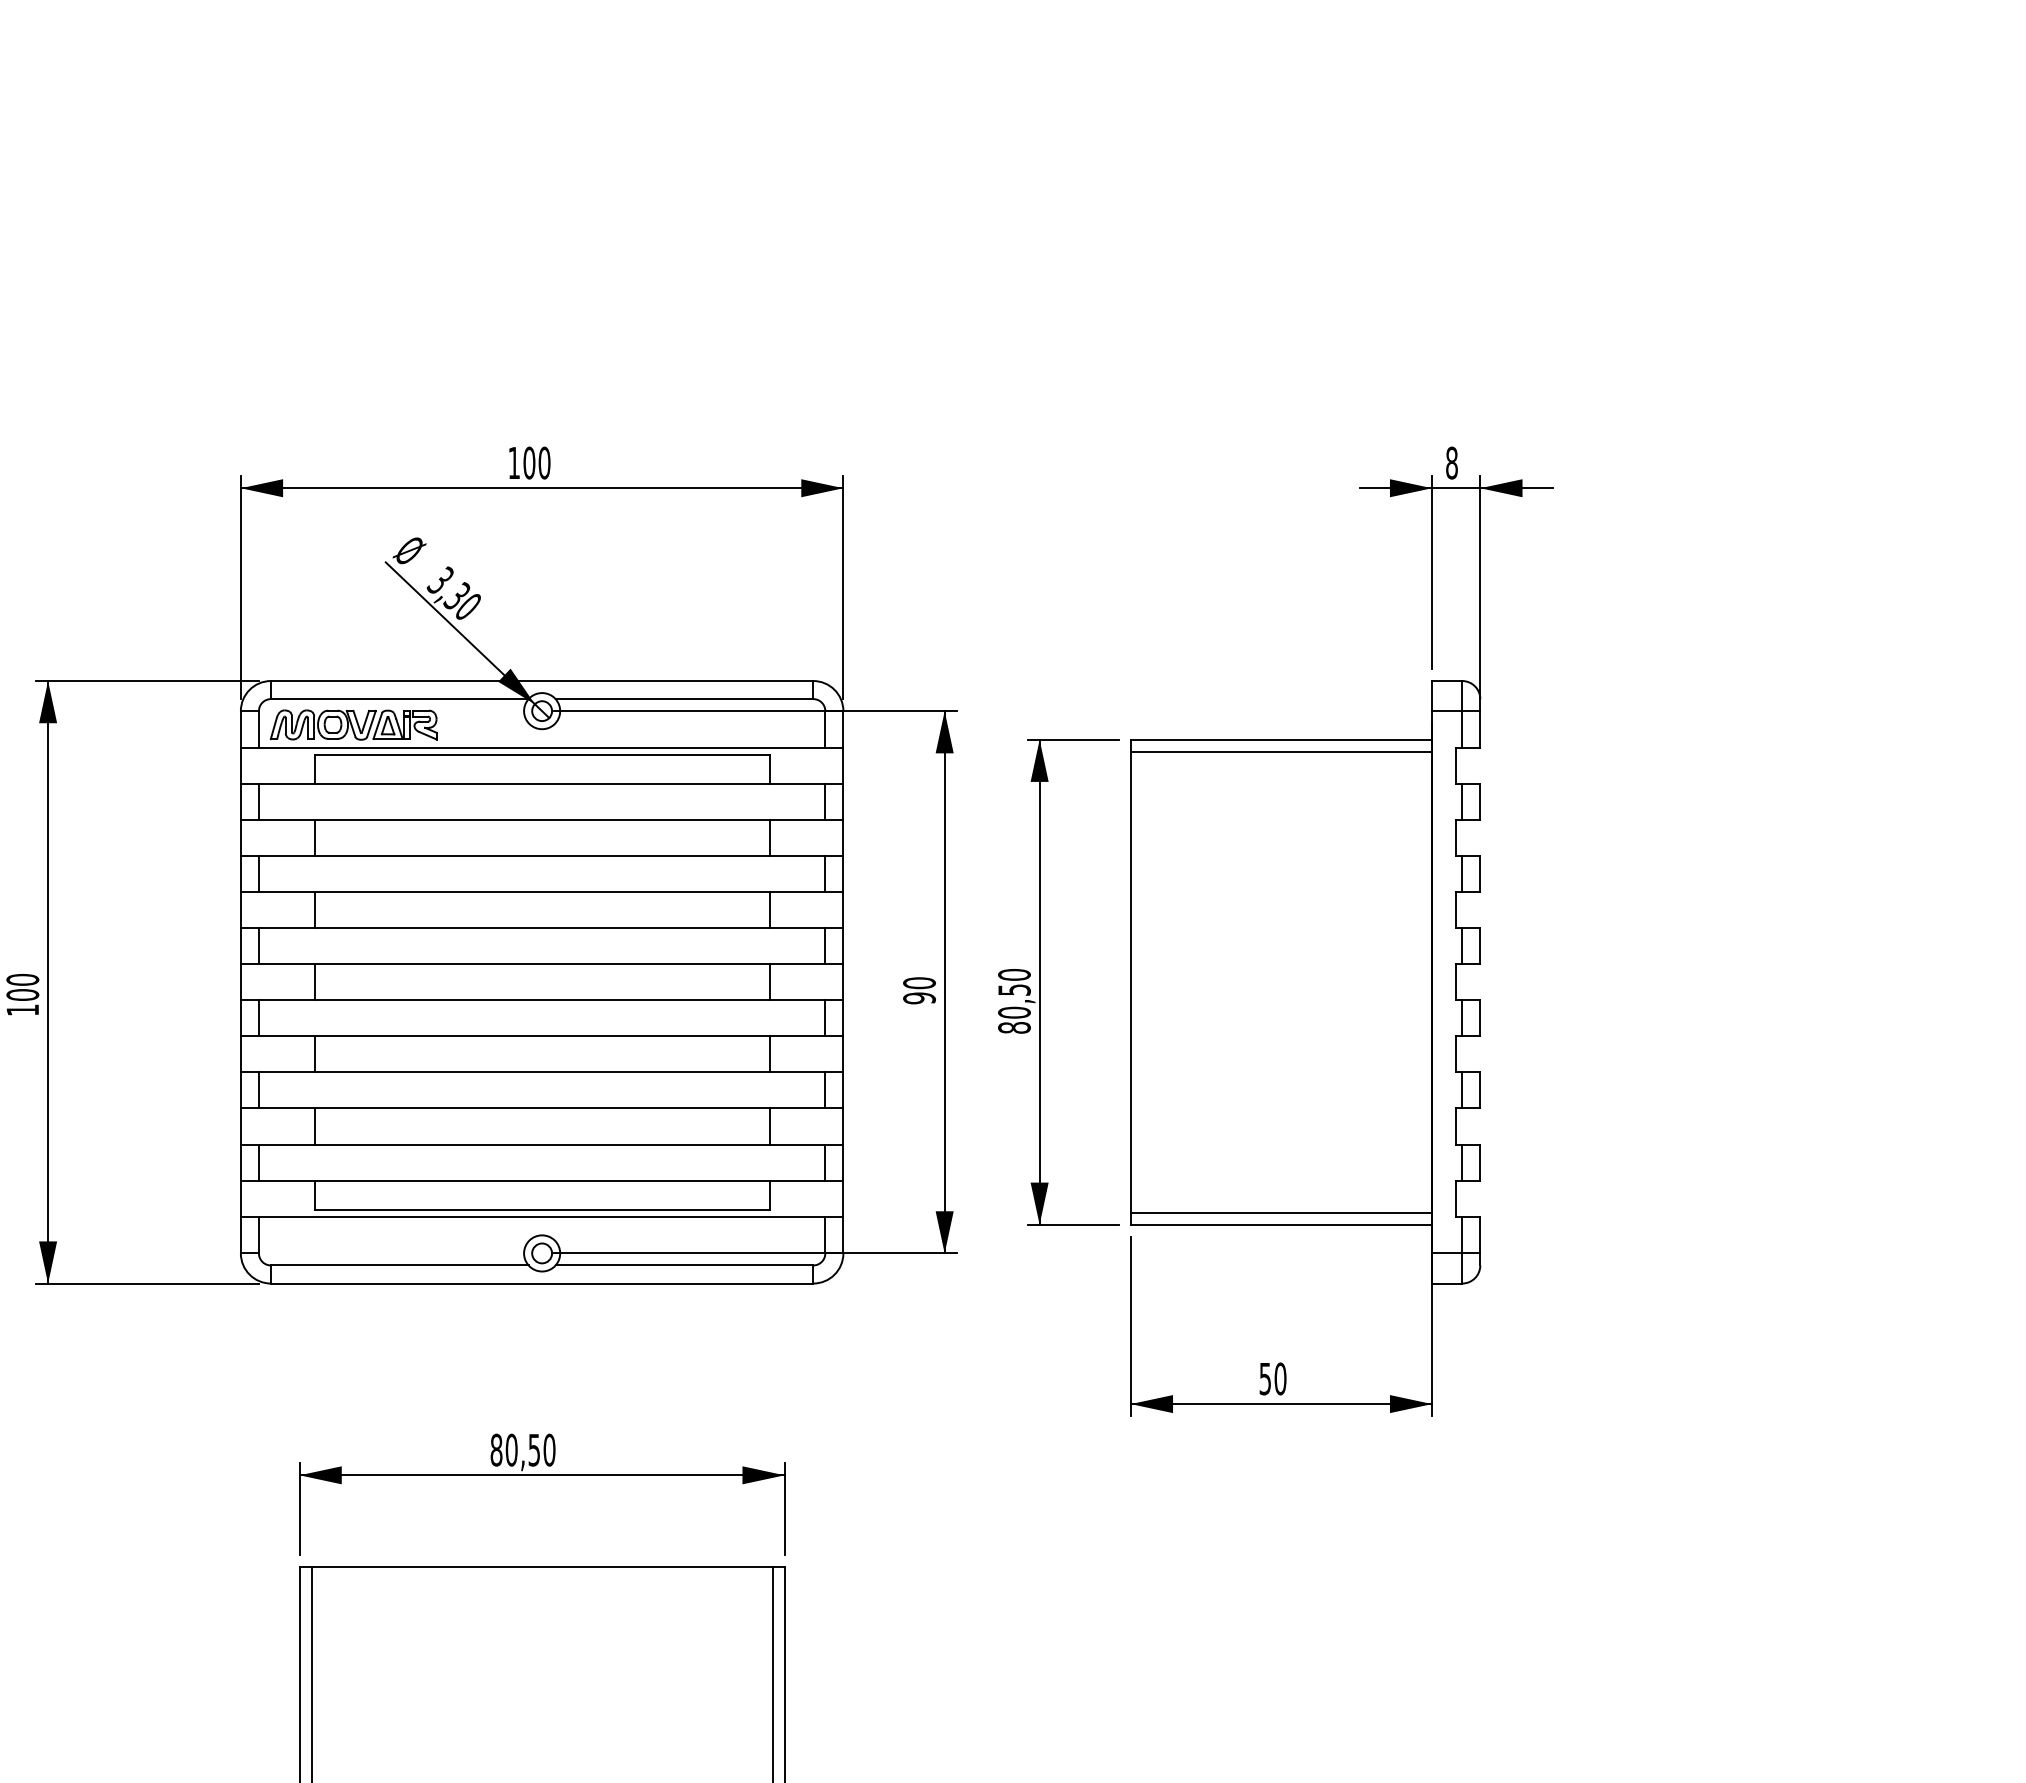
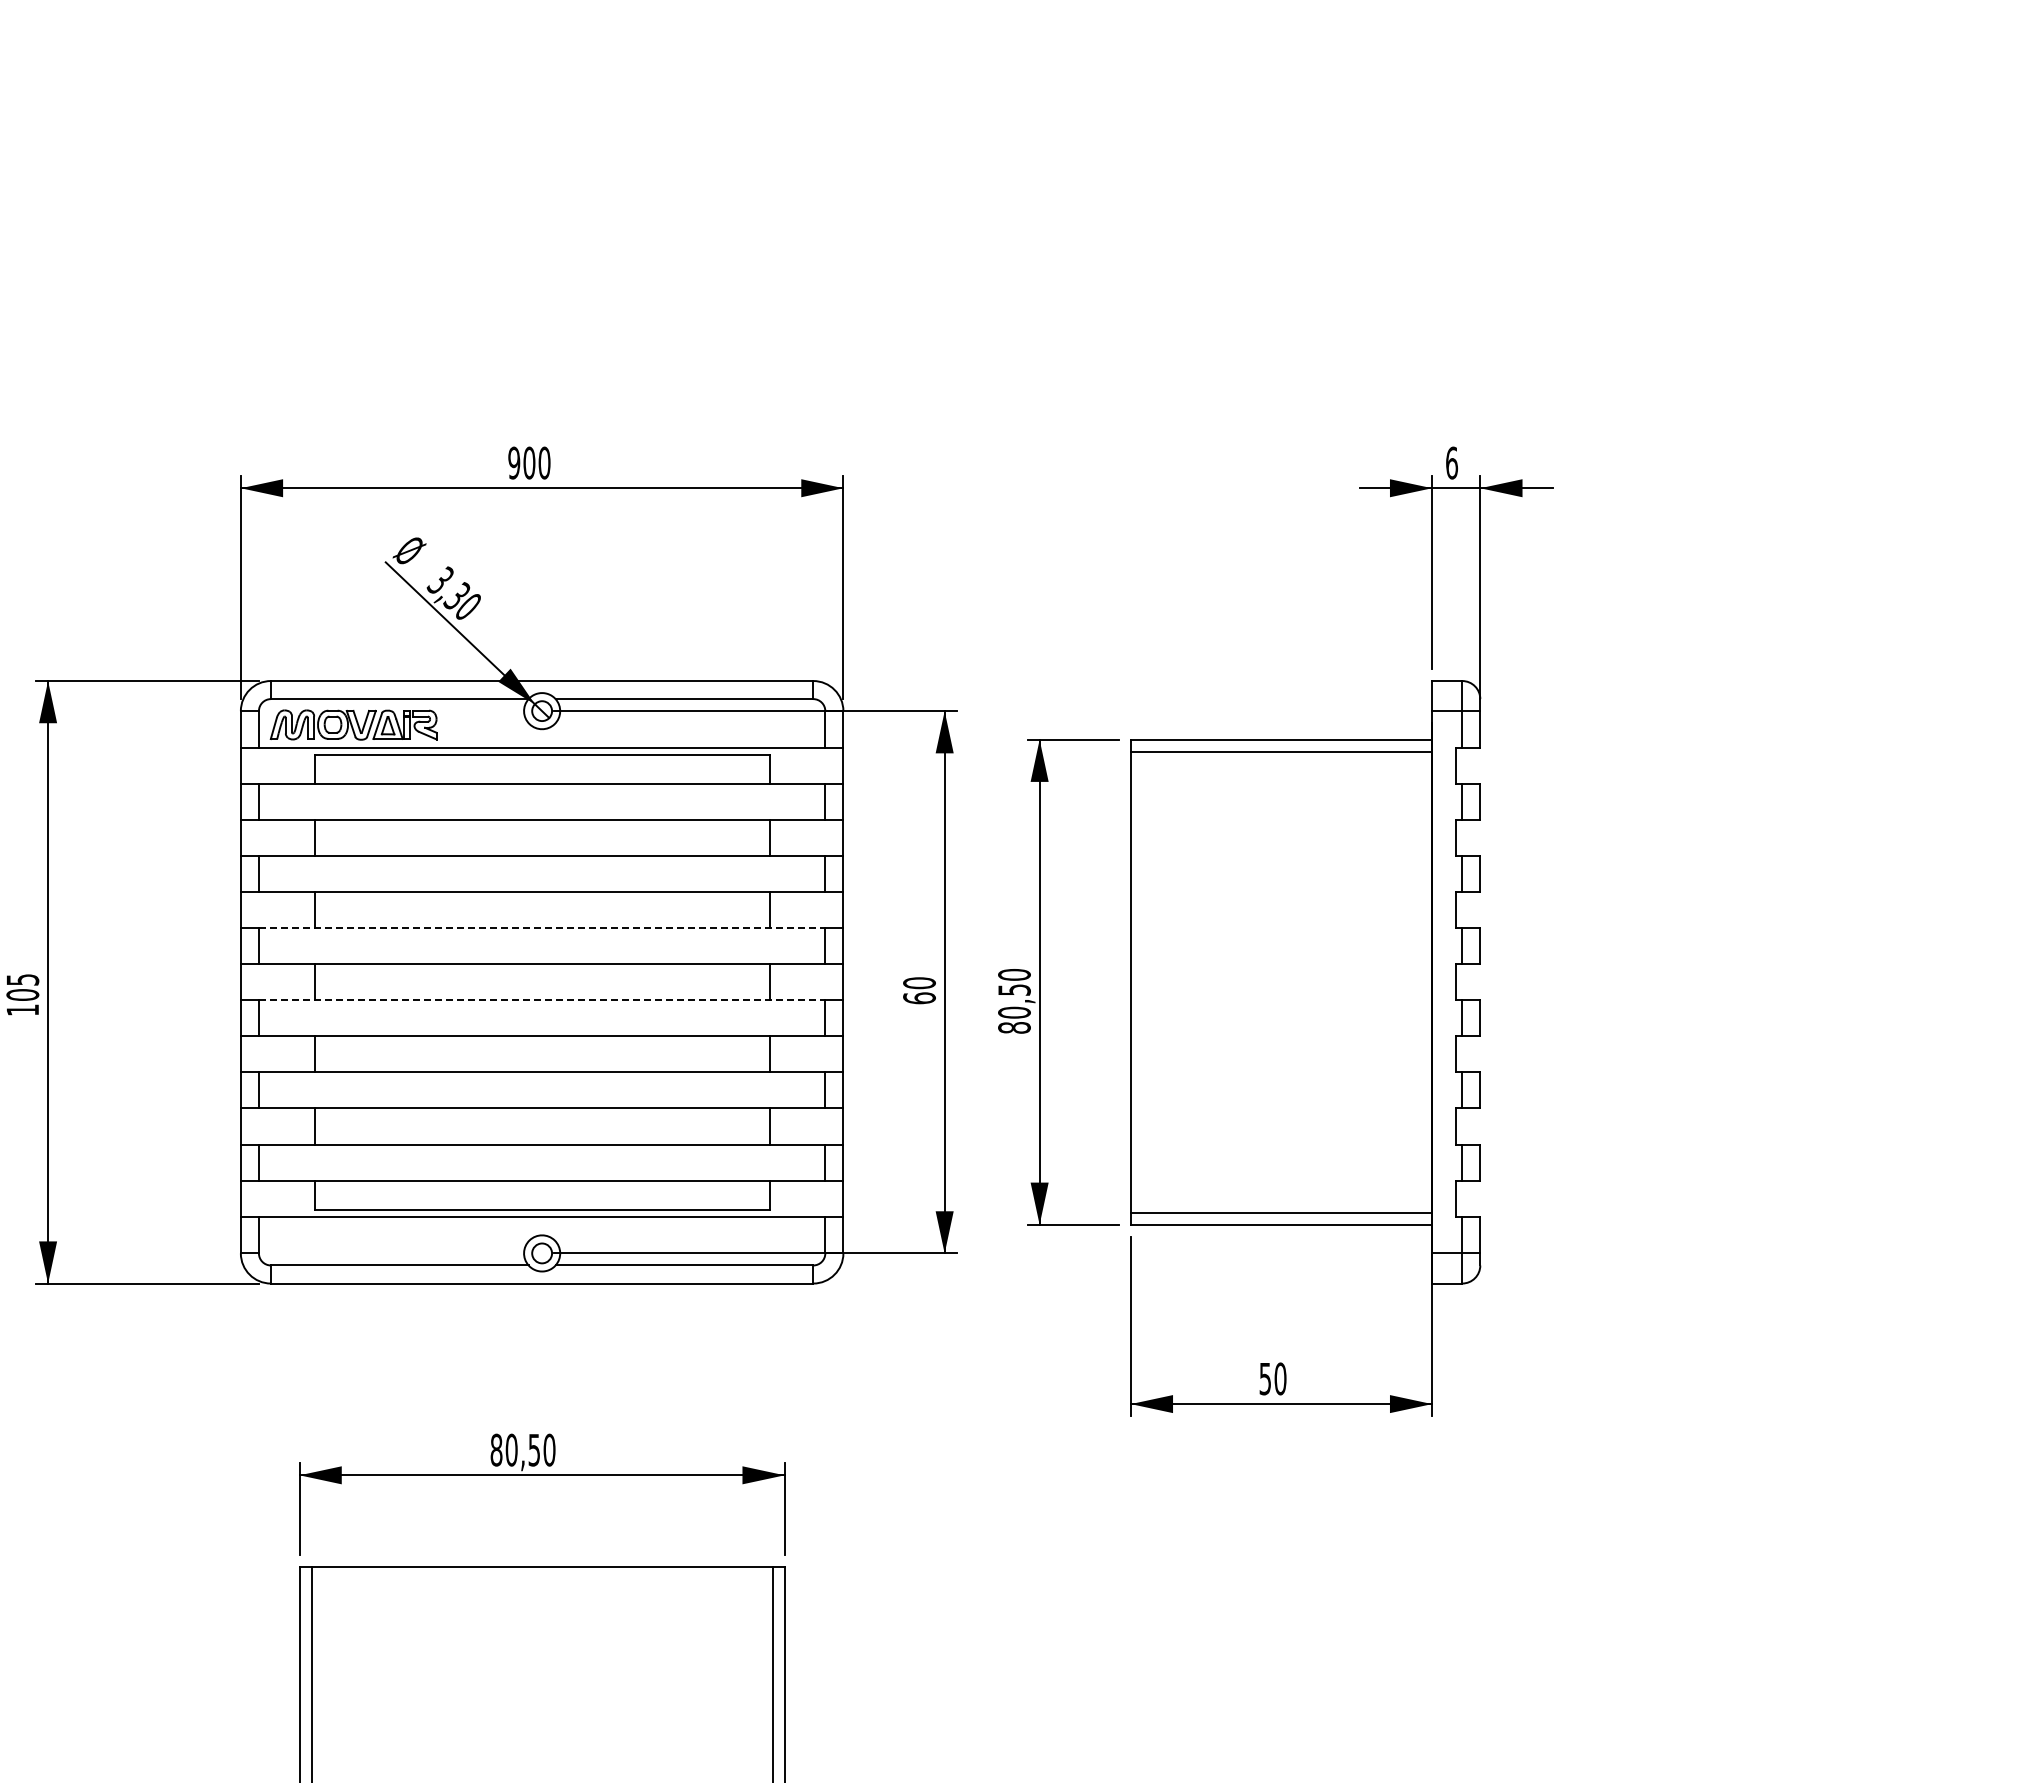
text: 100 -> 900 (514, 462)
text: 8 -> 6 (1452, 462)
line: solid -> dashed (542, 928)
text: 100 -> 105 (22, 979)
text: 90 -> 60 (919, 998)
line: solid -> dashed (542, 1000)
